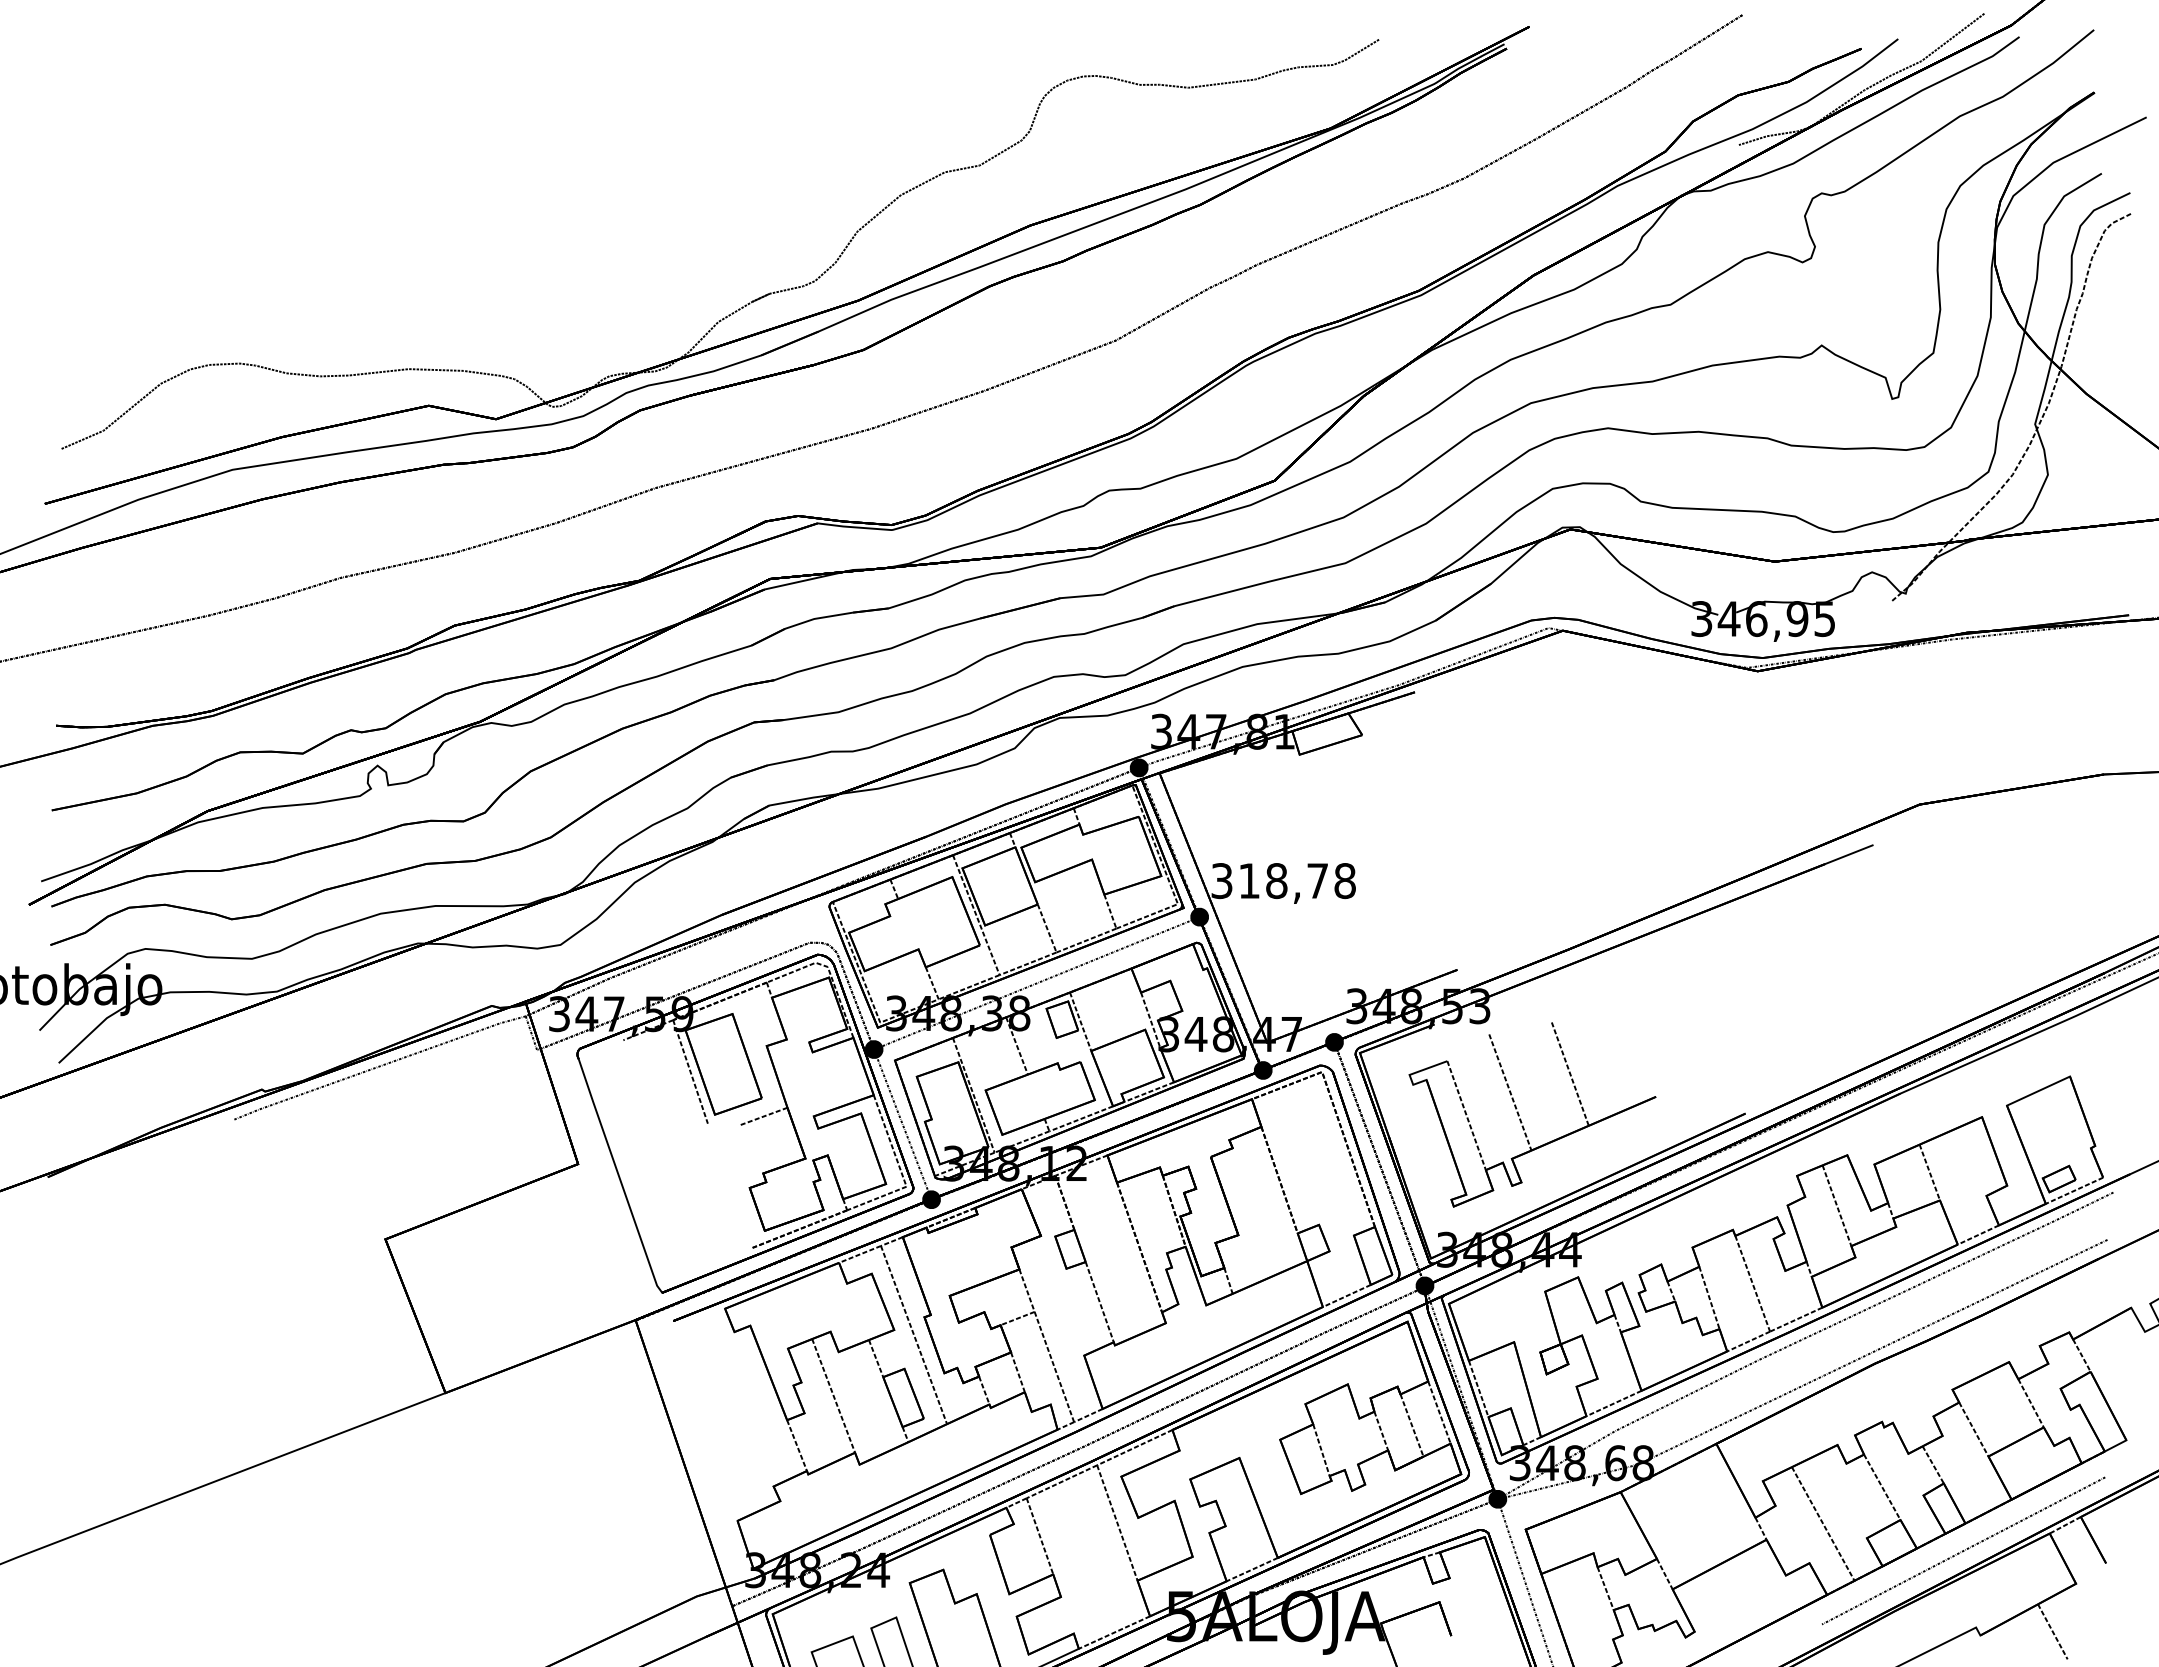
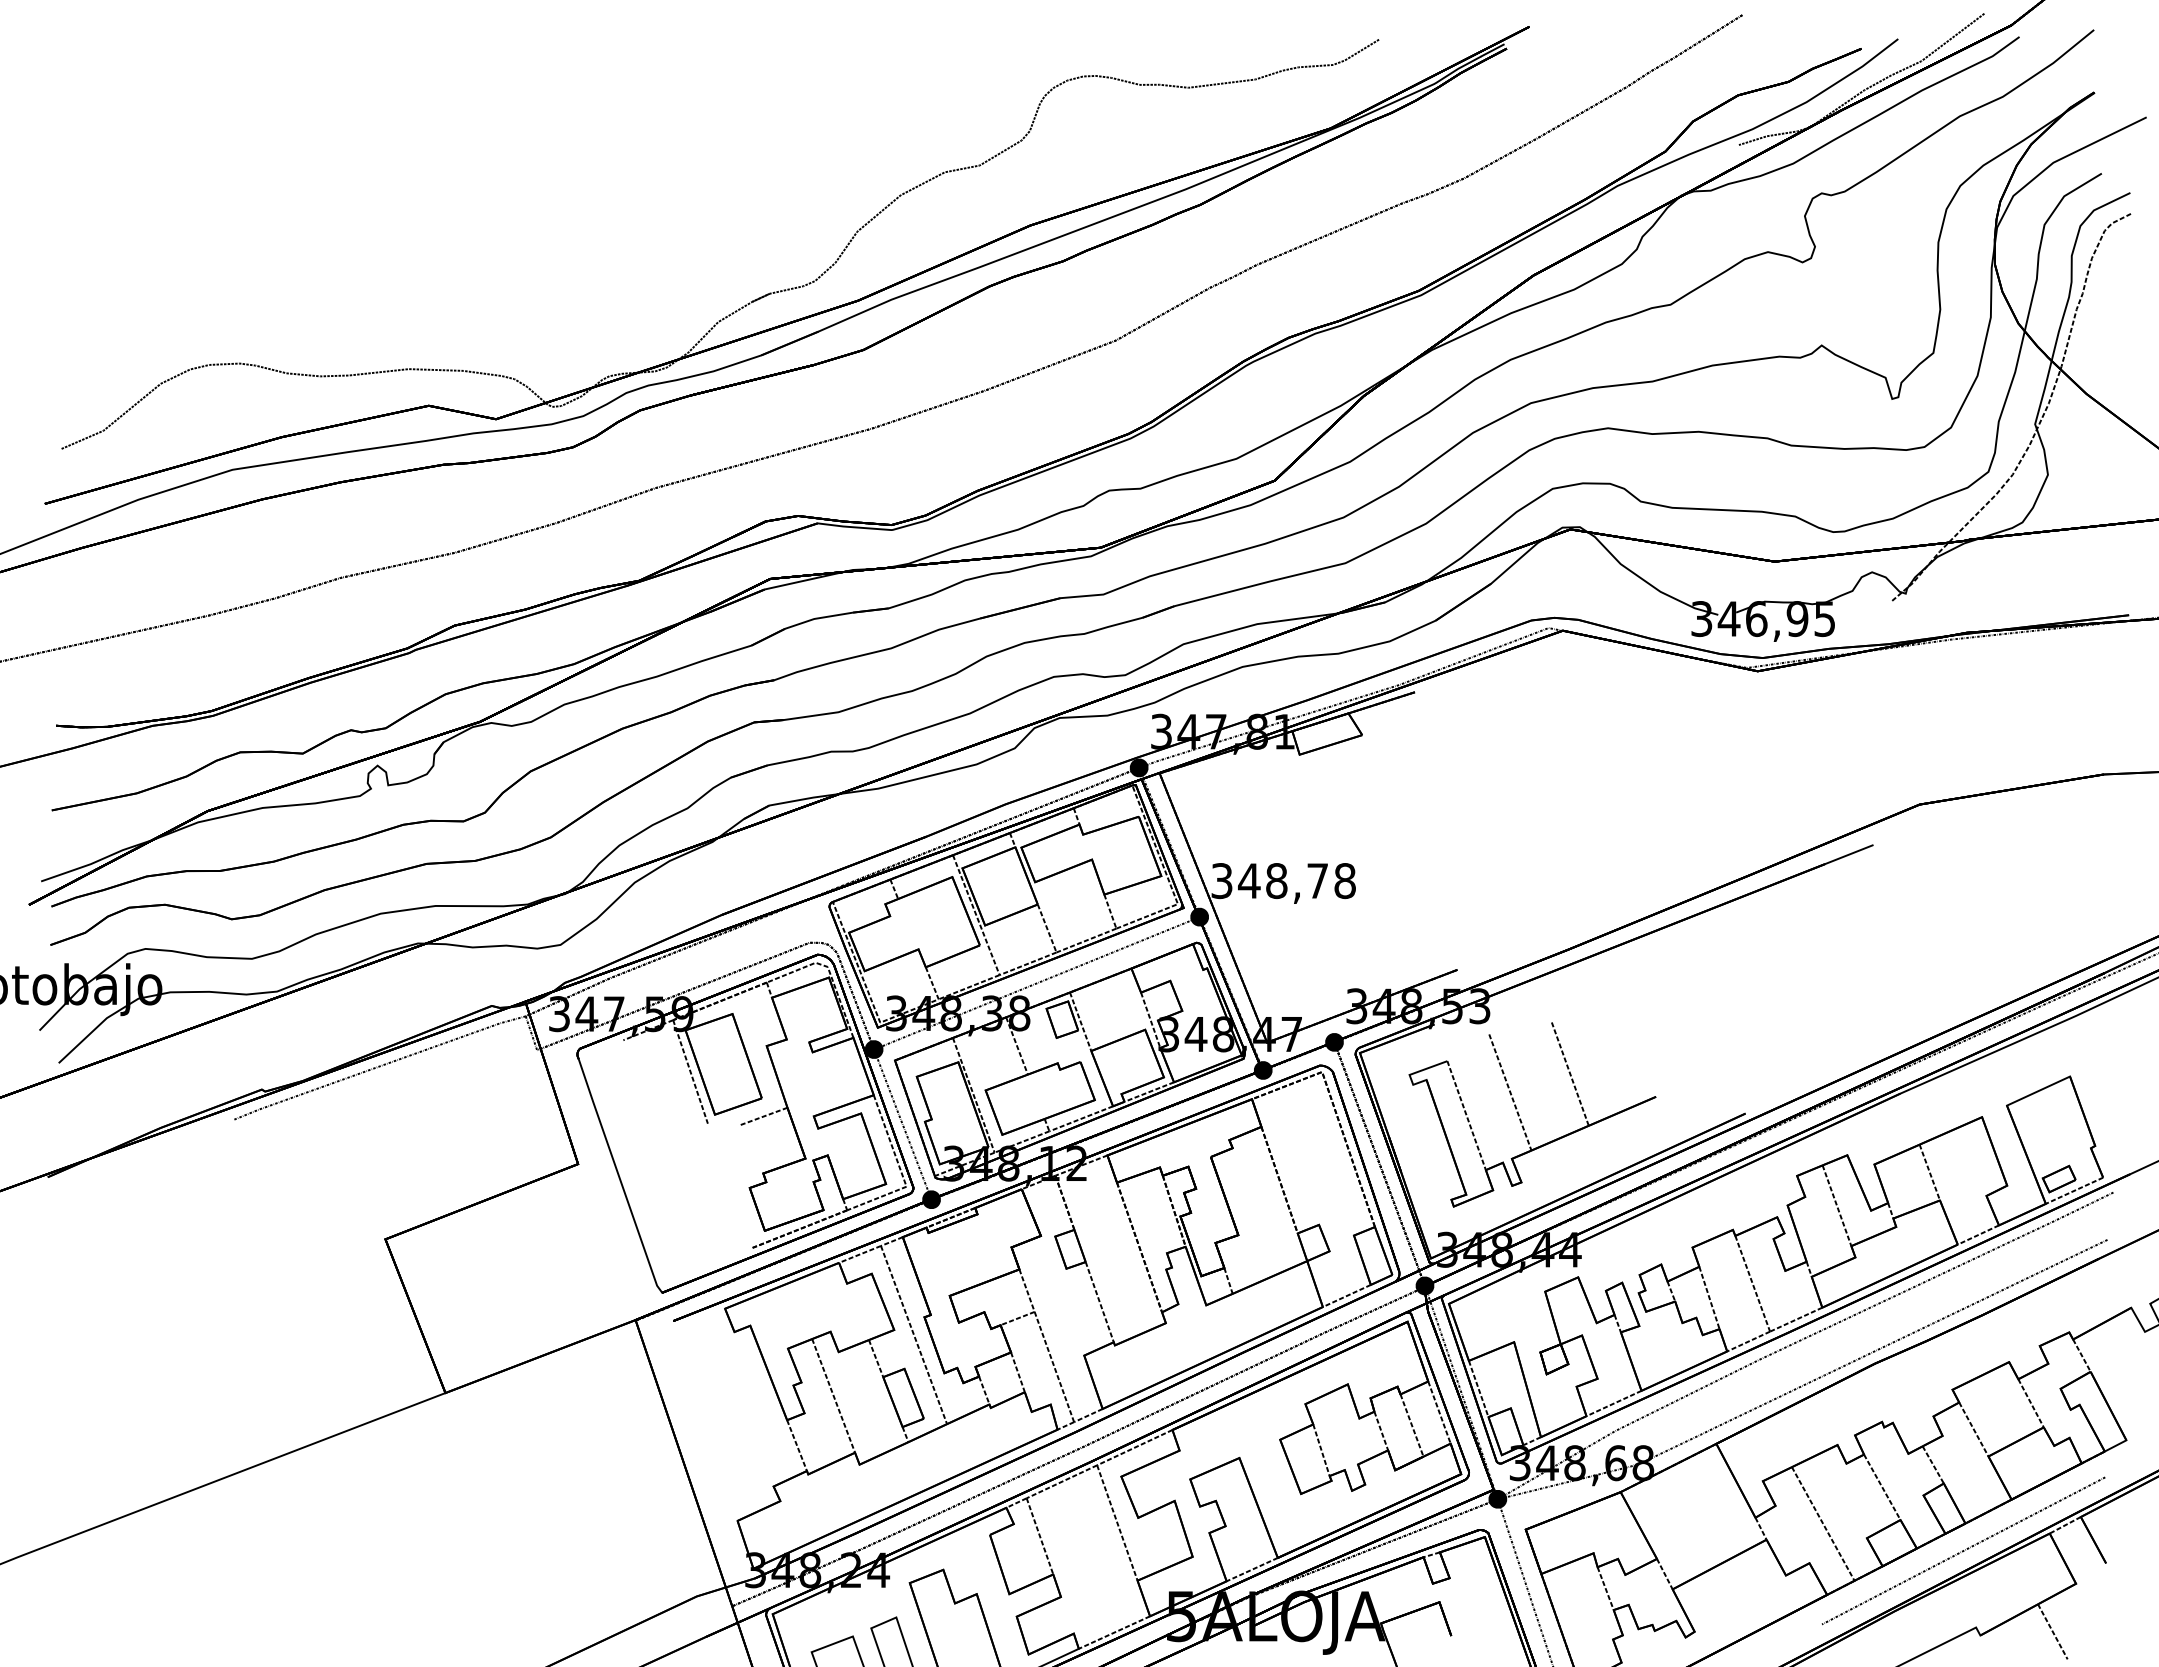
text: 318,78 -> 348,78 (1249, 880)
